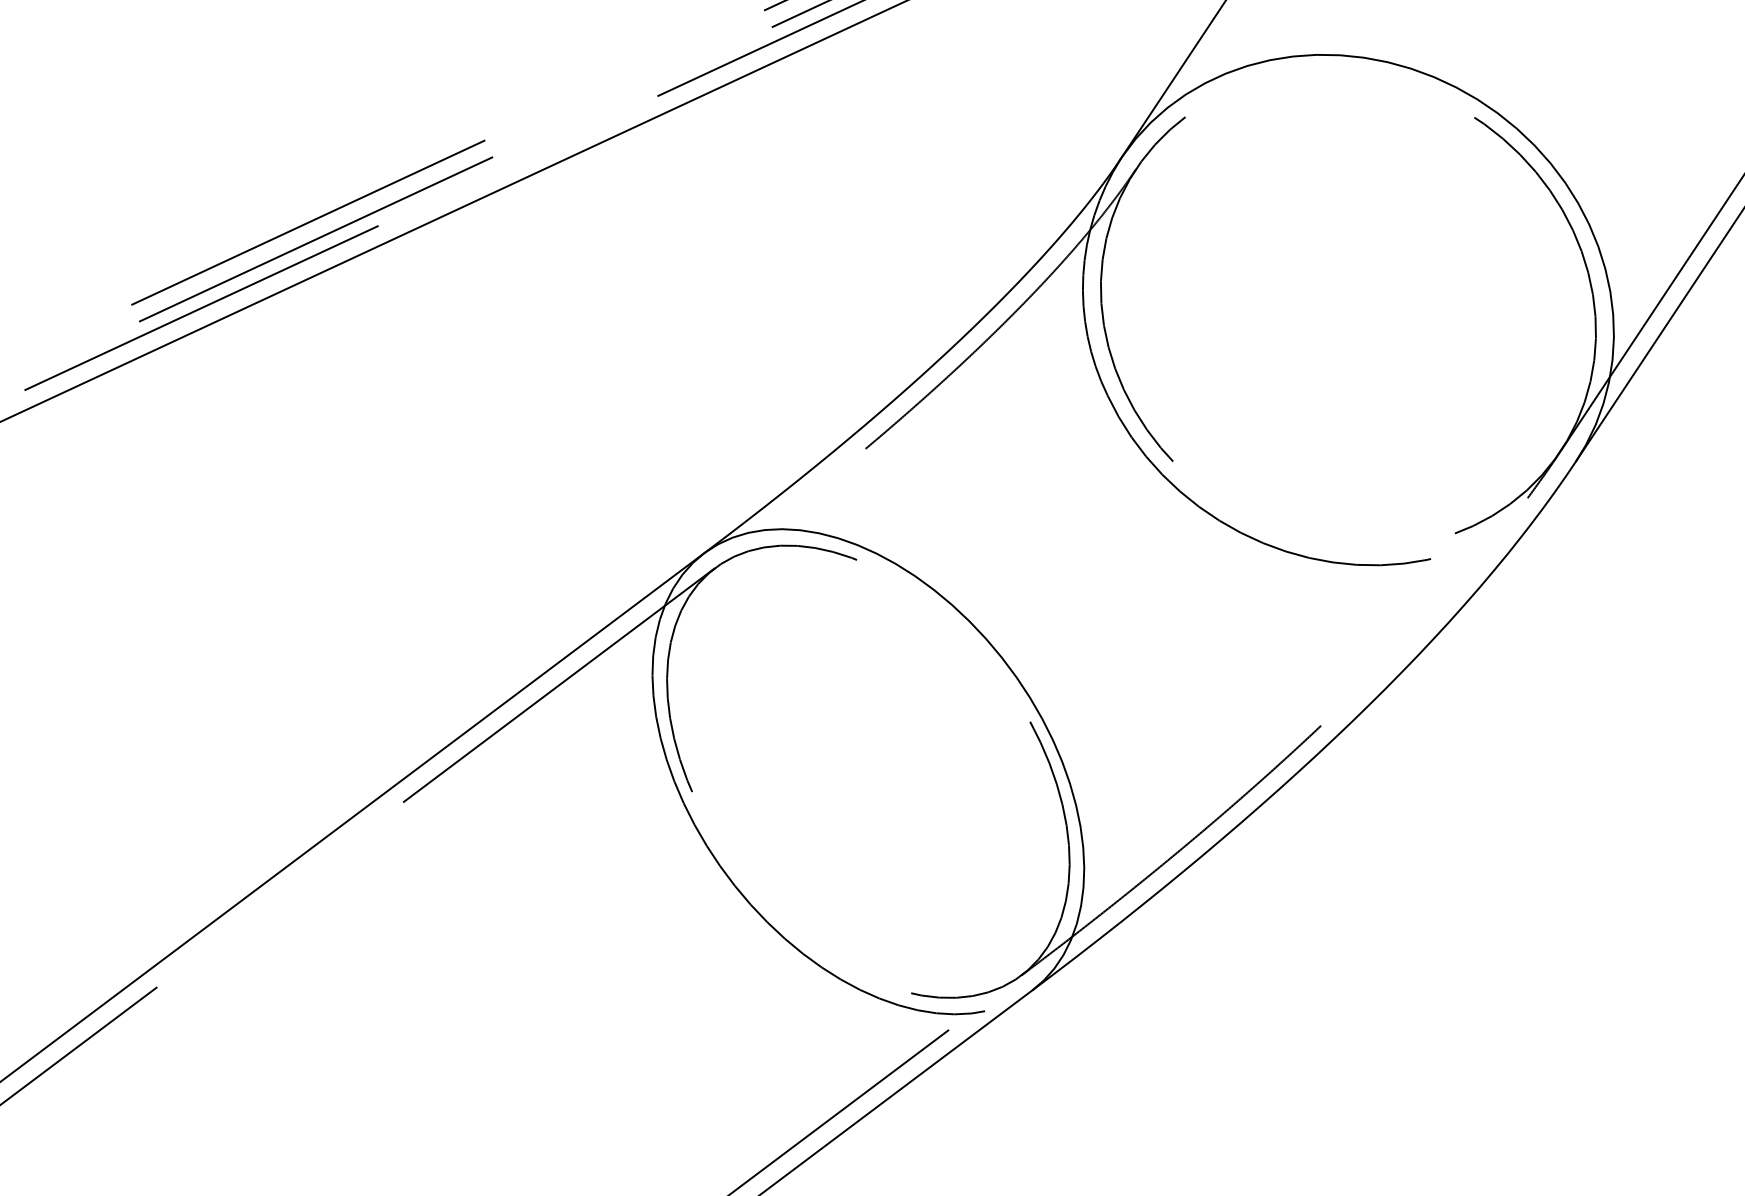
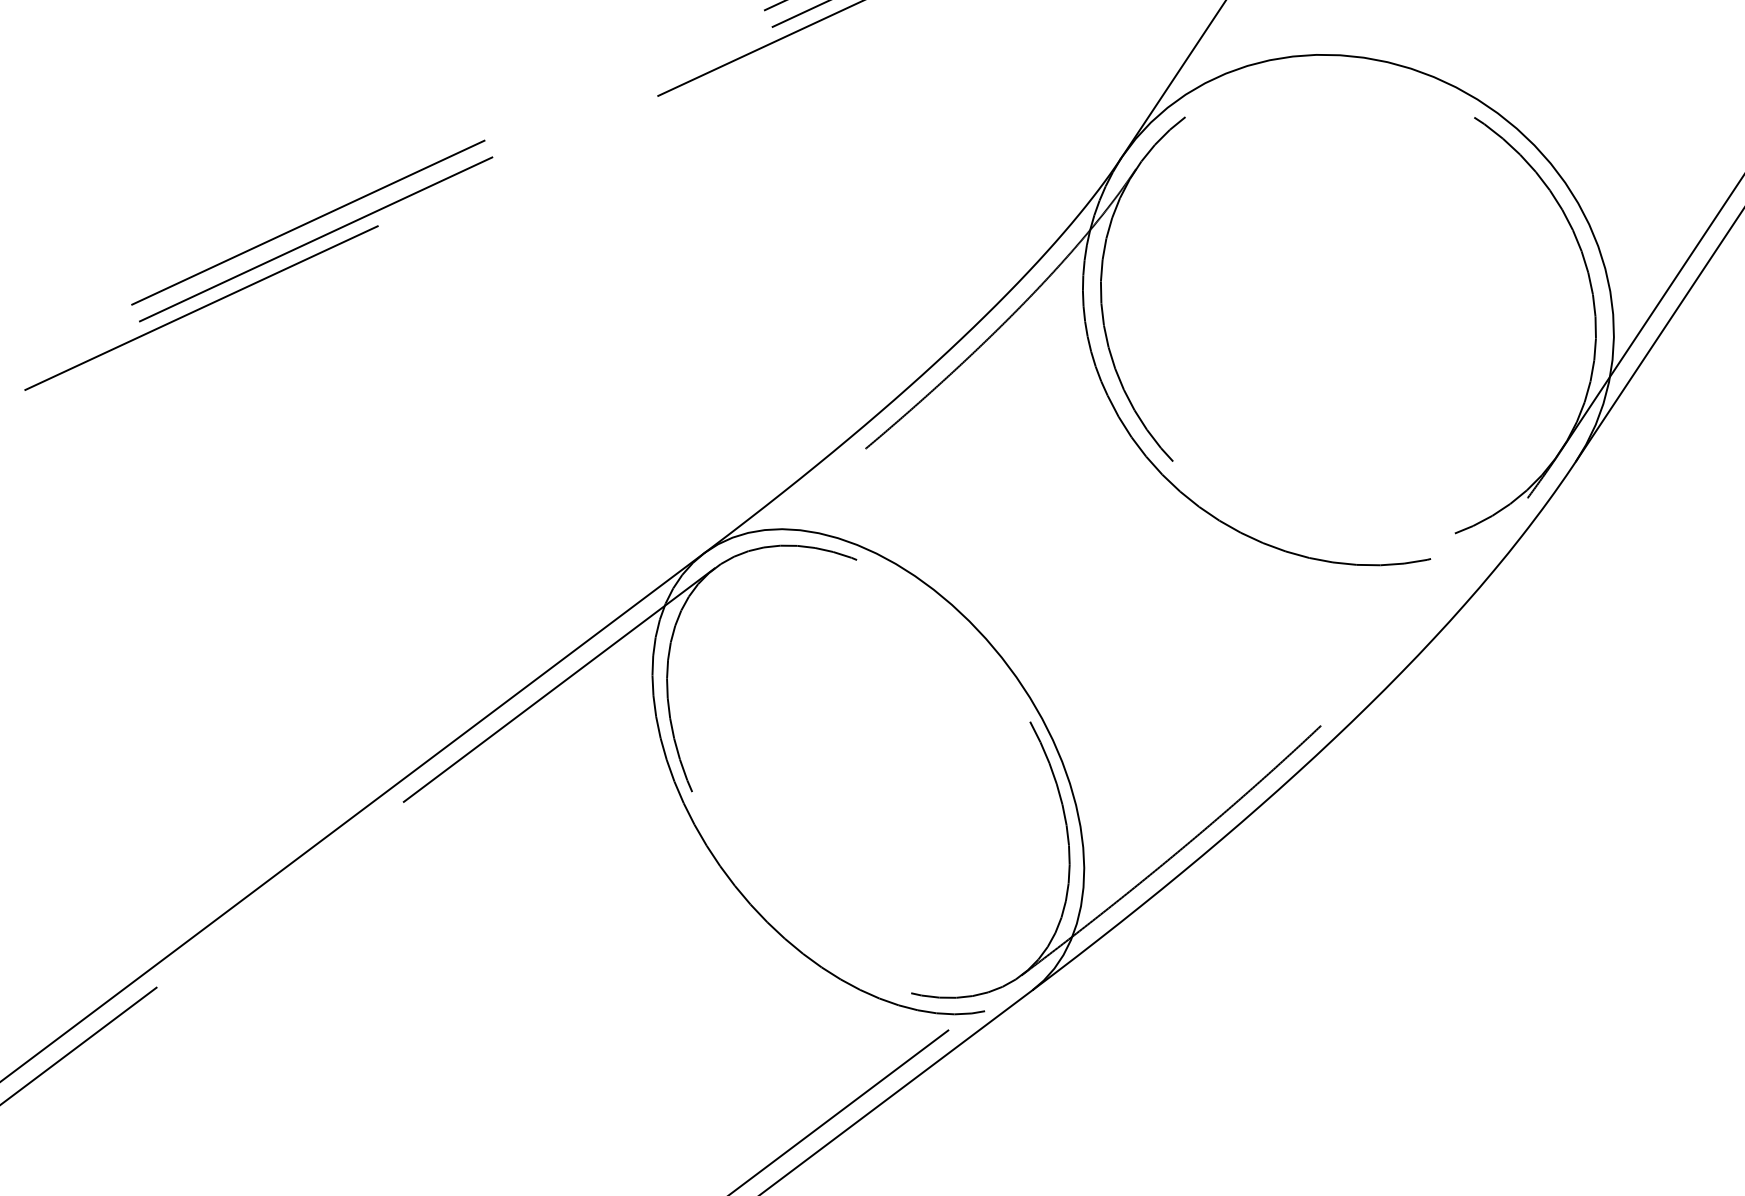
line: present -> none (452, 211)
